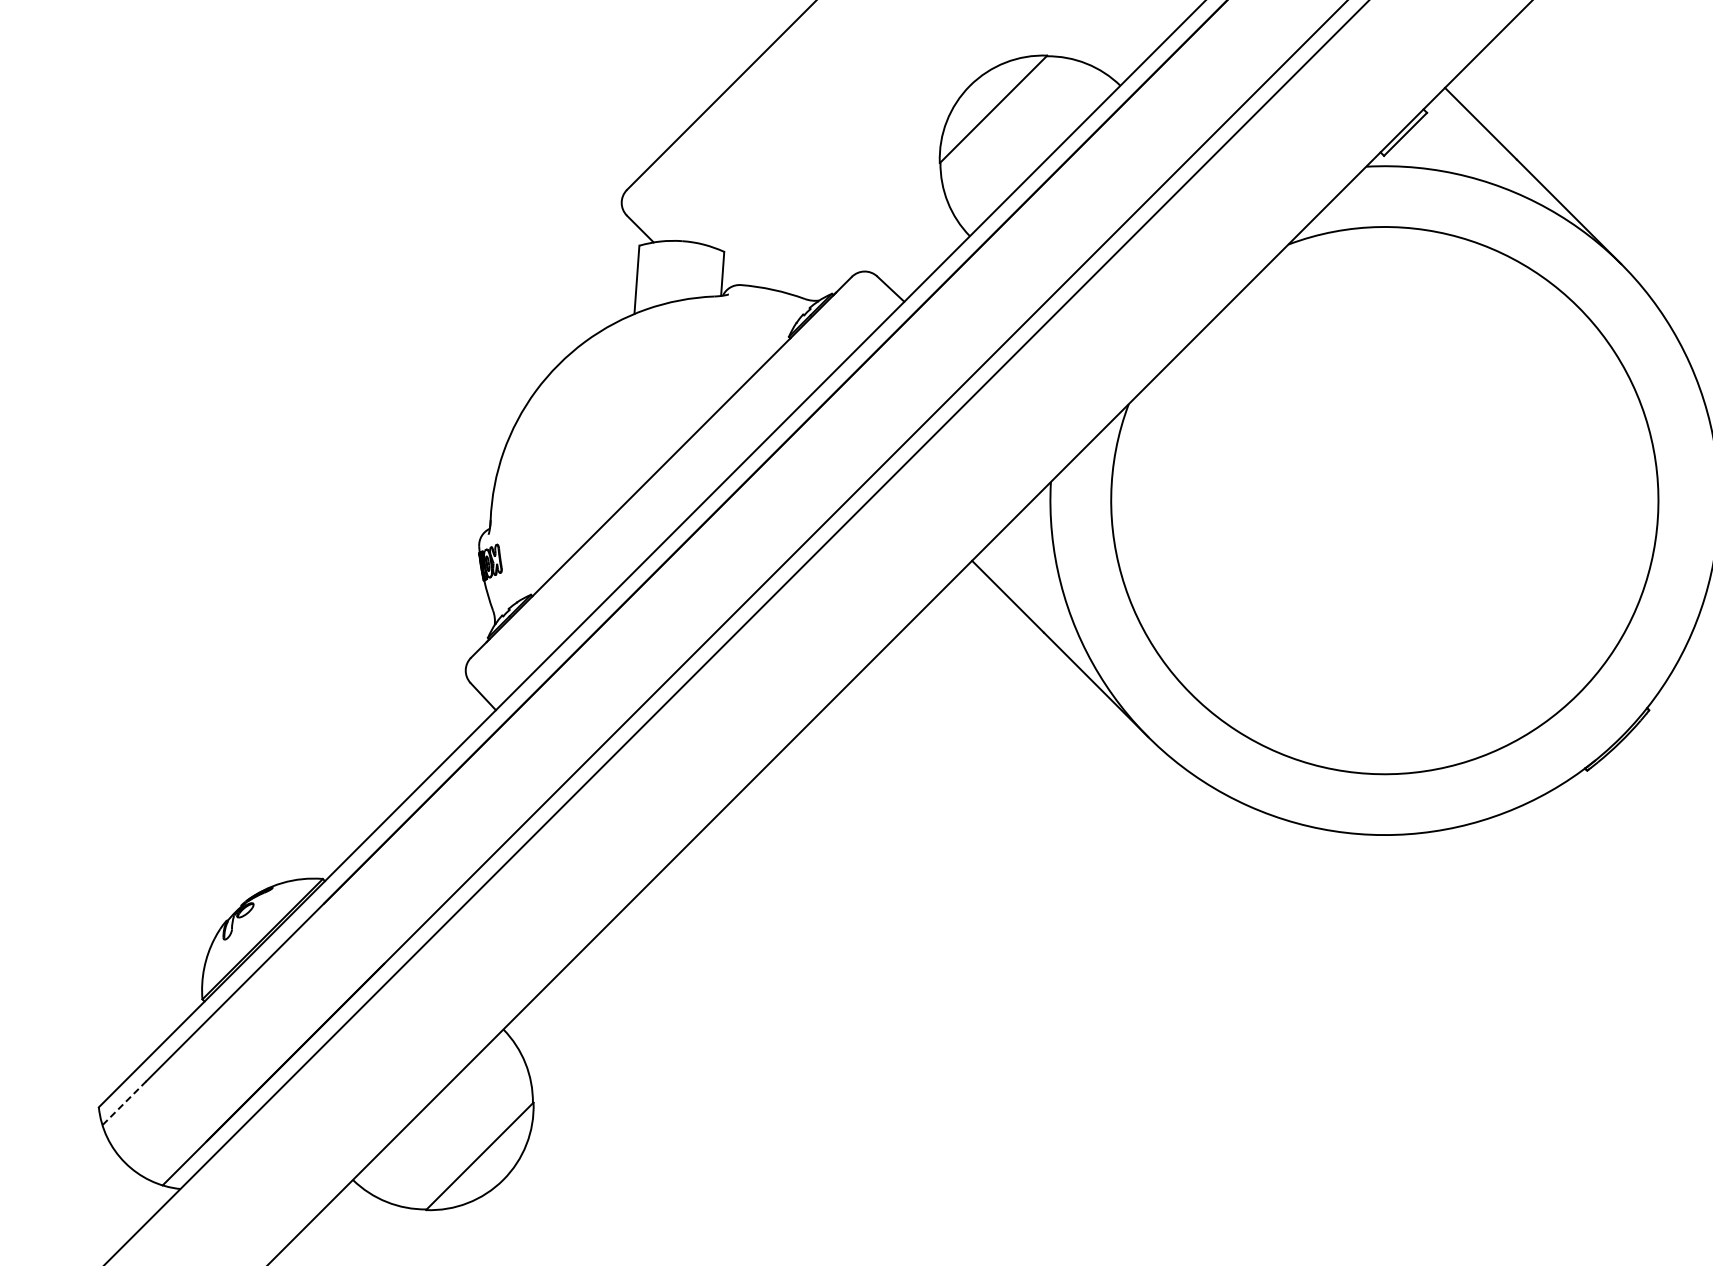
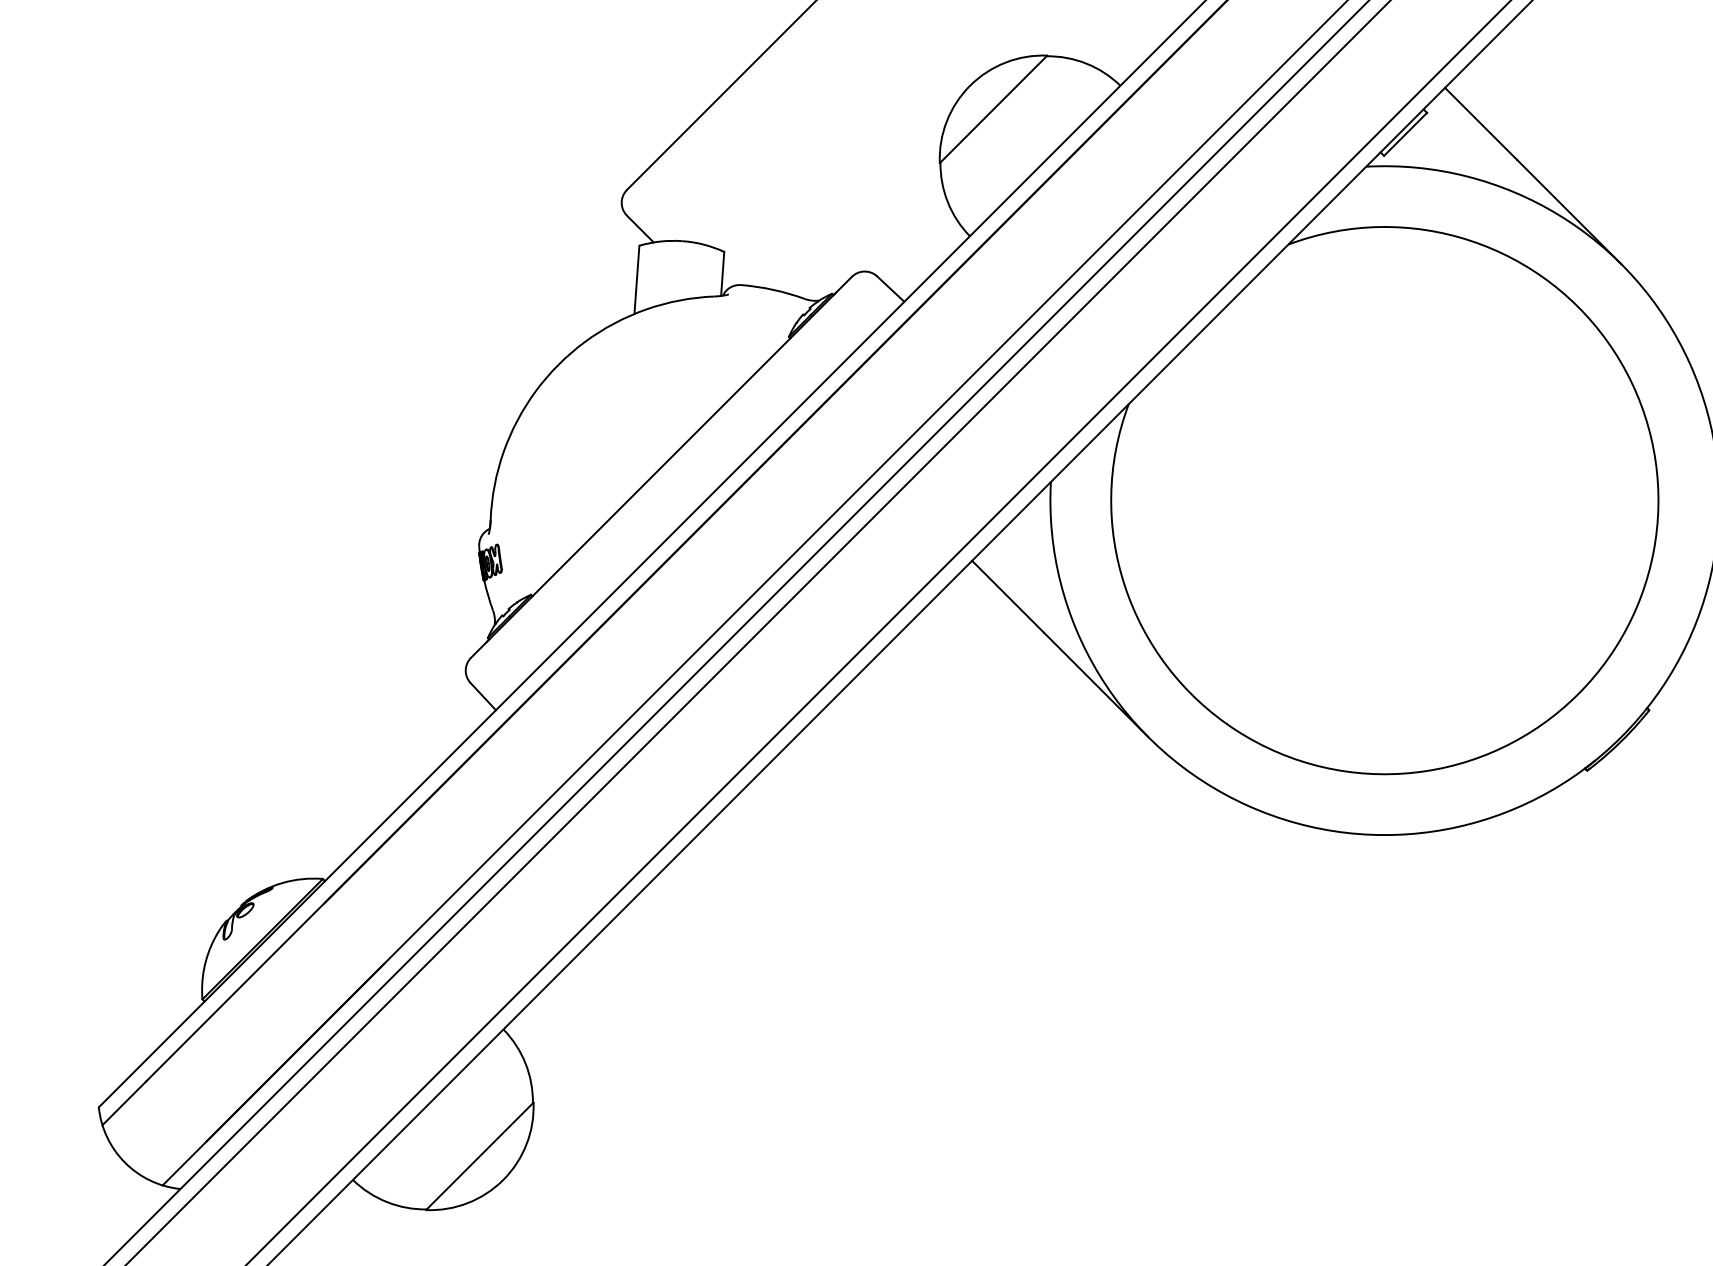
line: none -> present (758, 632)
line: none -> present (878, 632)
line: dashed -> solid (124, 1103)
